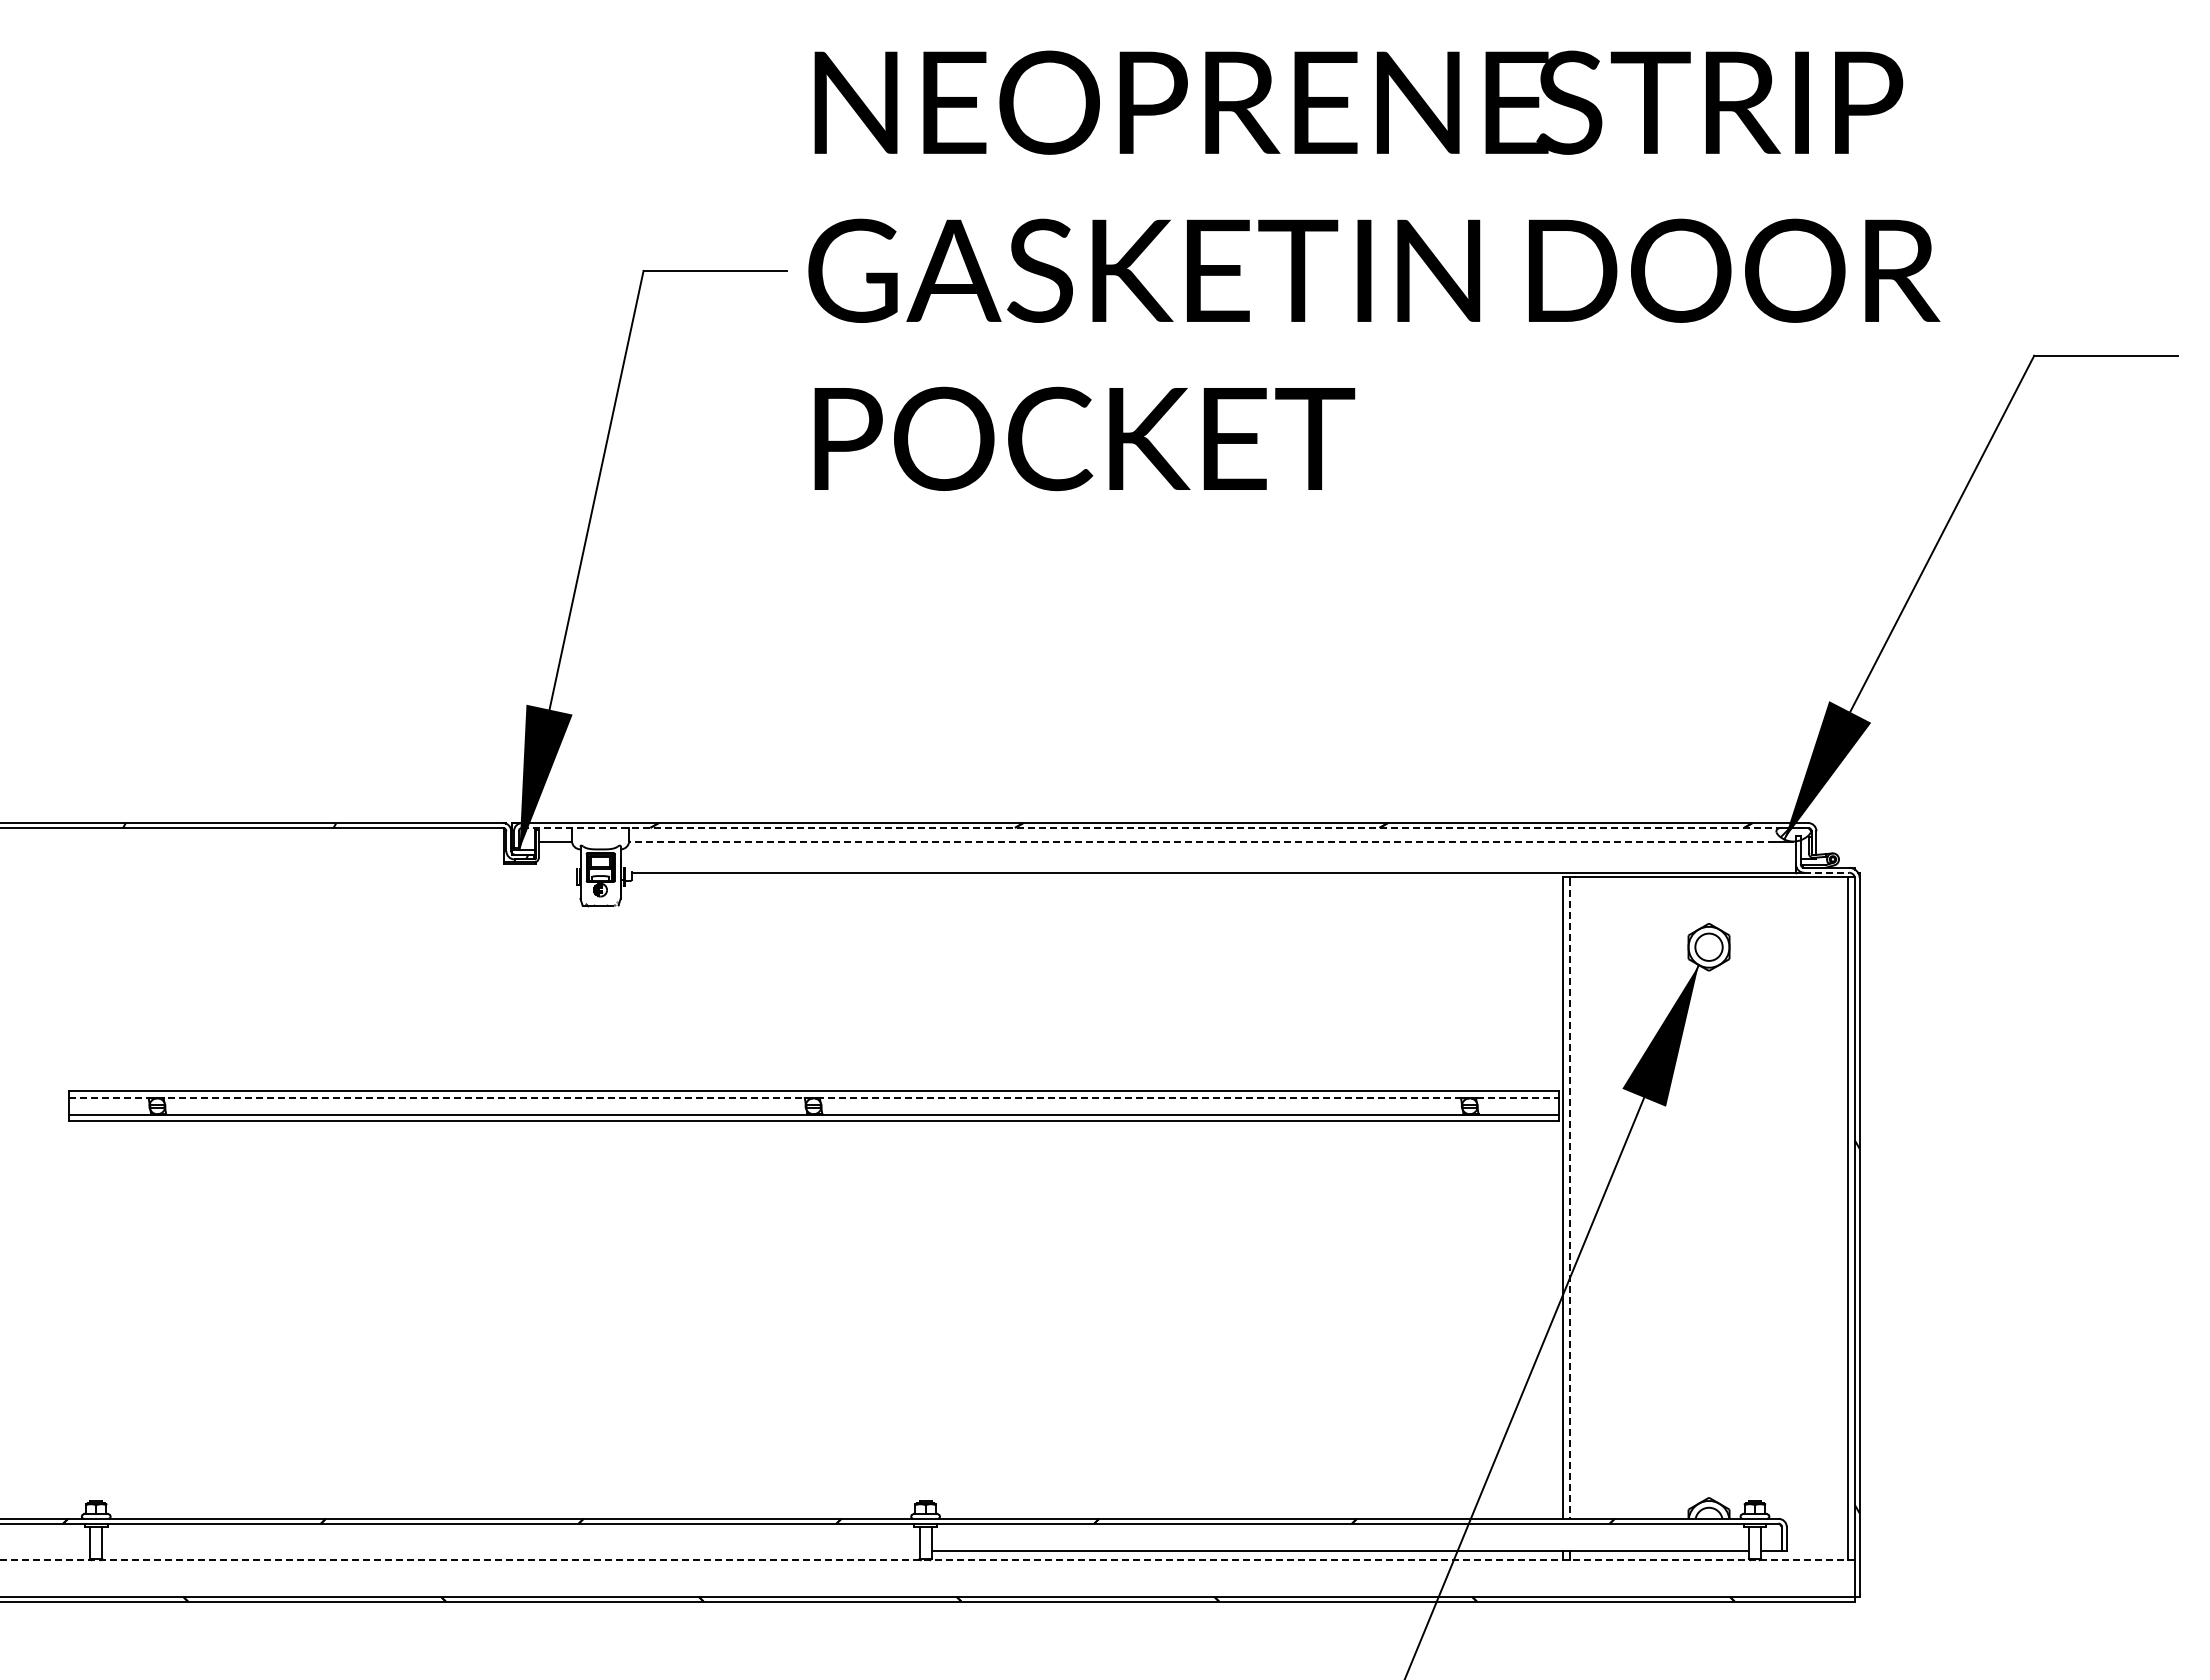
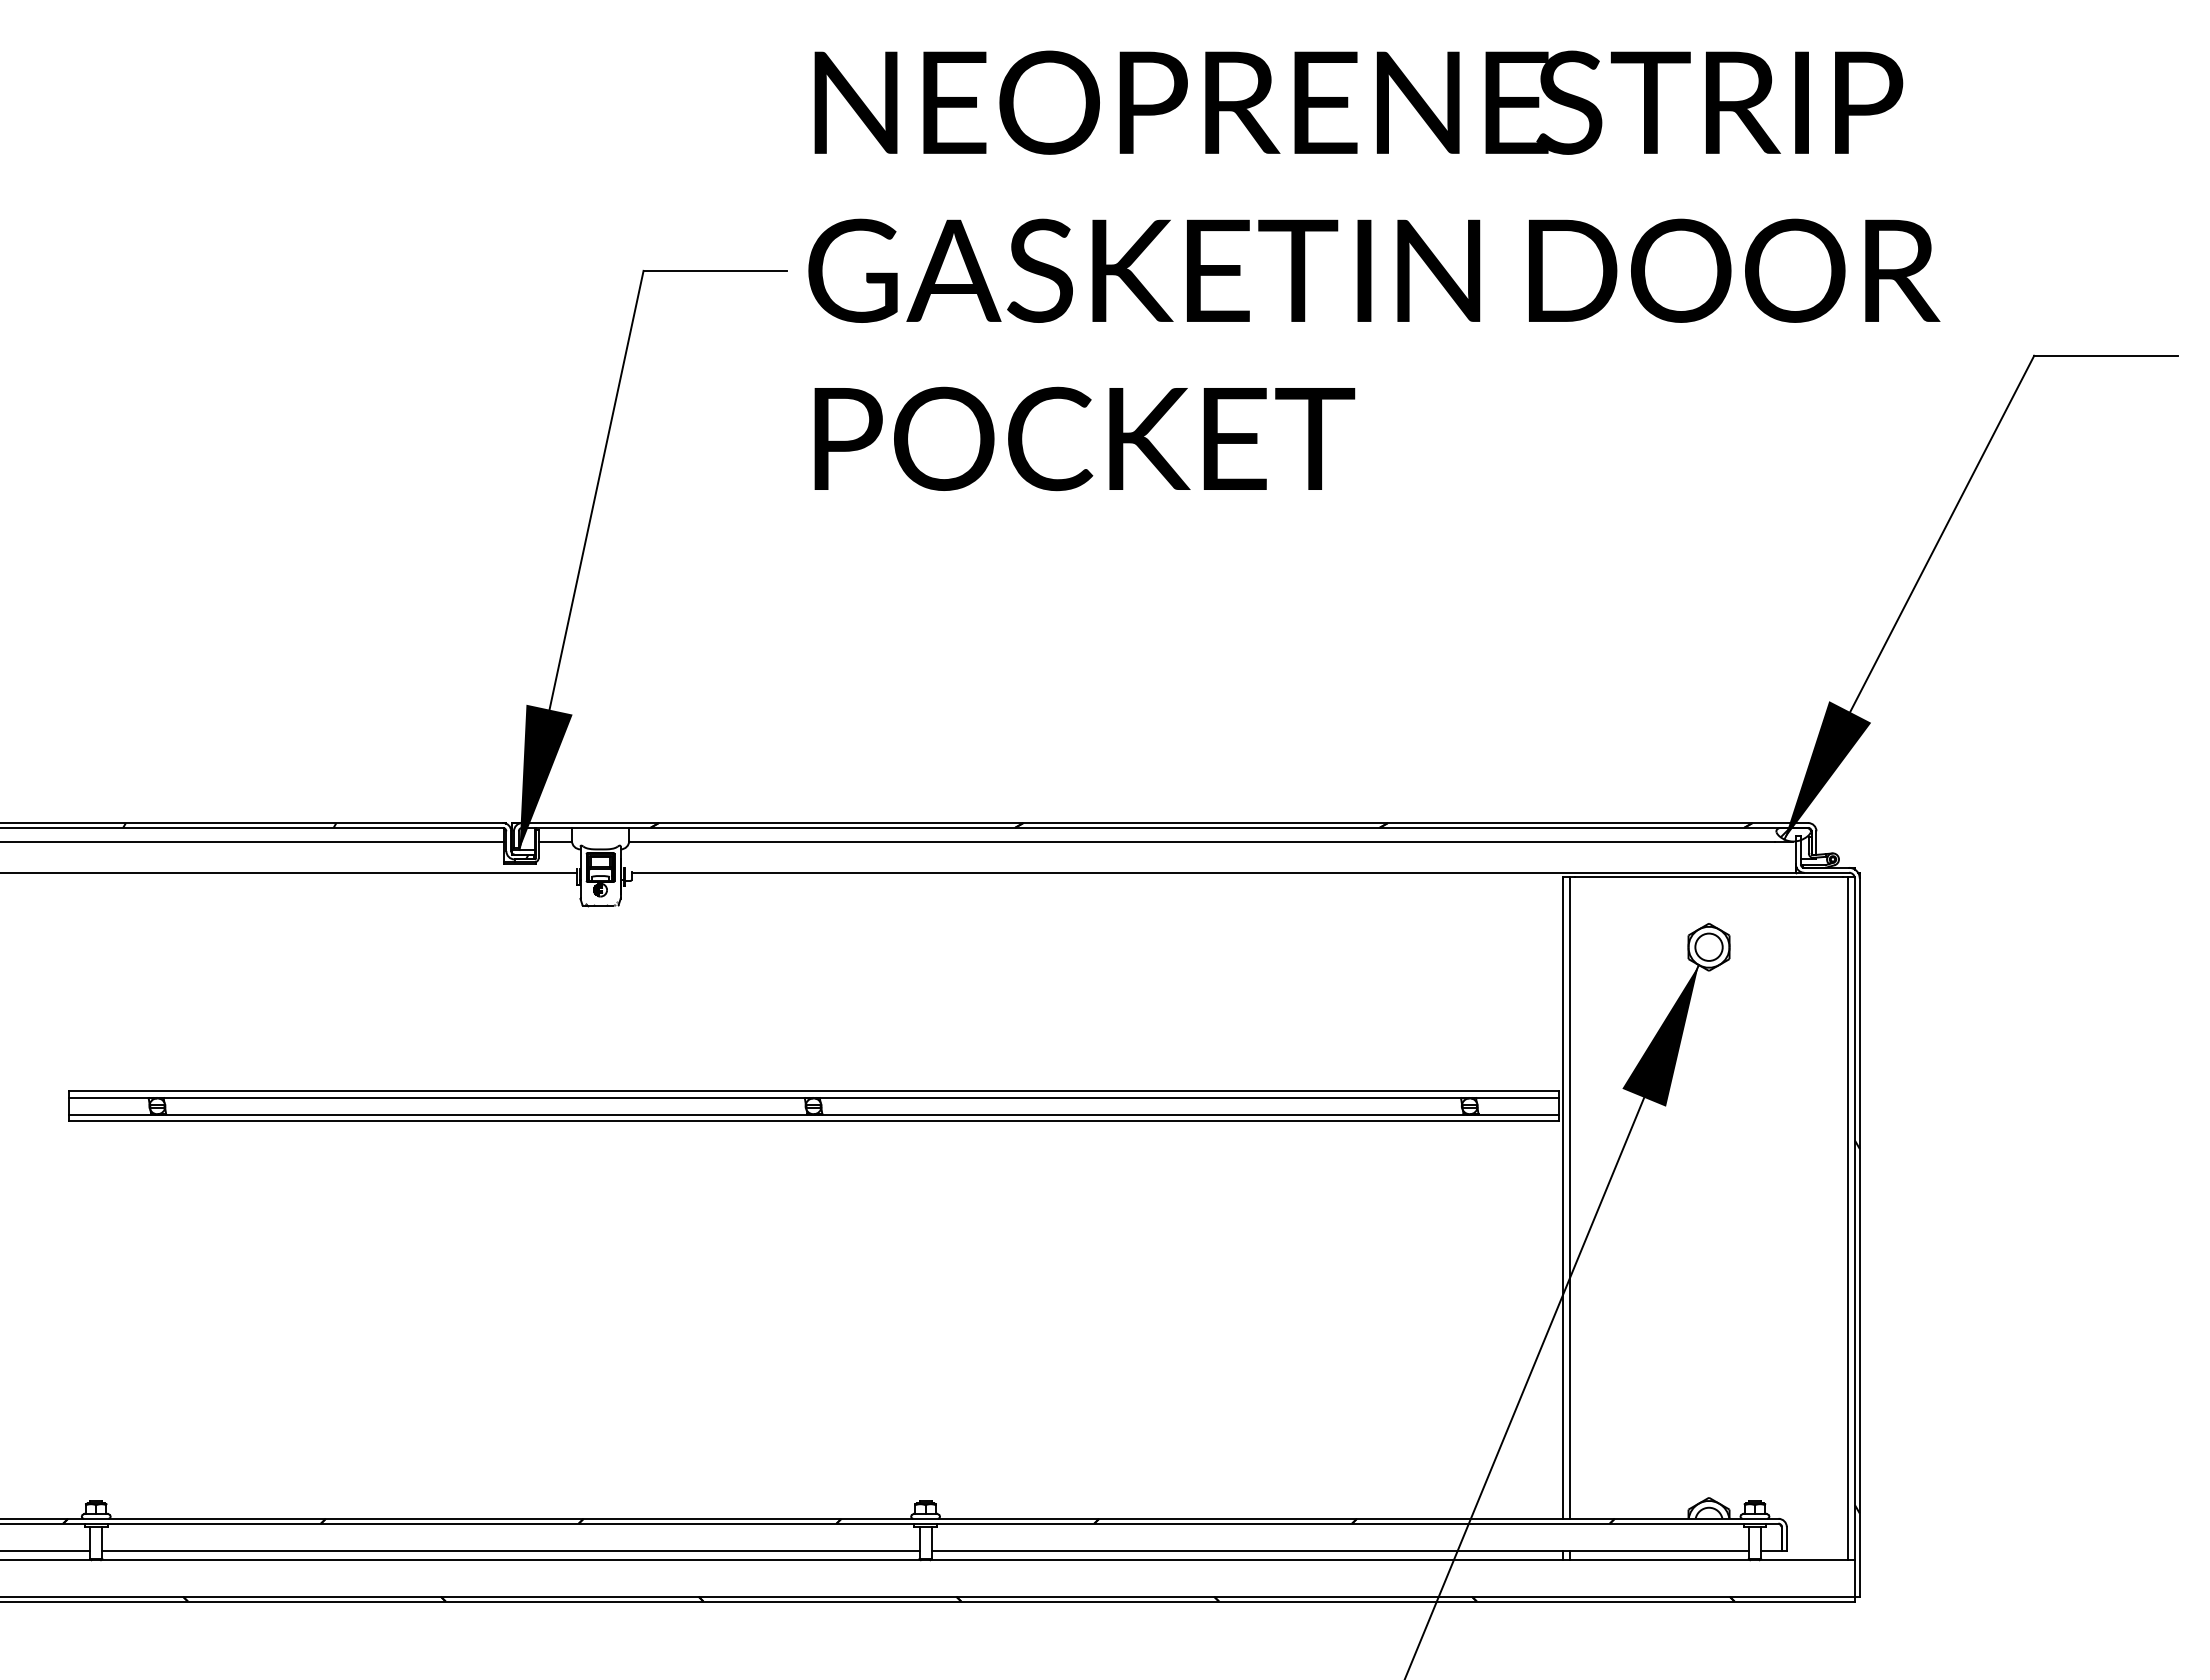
line: dashed -> solid (1165, 827)
line: none -> present (253, 841)
line: dashed -> solid (1201, 841)
line: none -> present (289, 872)
line: dashed -> solid (1827, 872)
line: dashed -> solid (814, 1098)
line: dashed -> solid (1570, 1198)
line: none -> present (46, 1550)
line: none -> present (510, 1550)
line: dashed -> solid (926, 1560)
